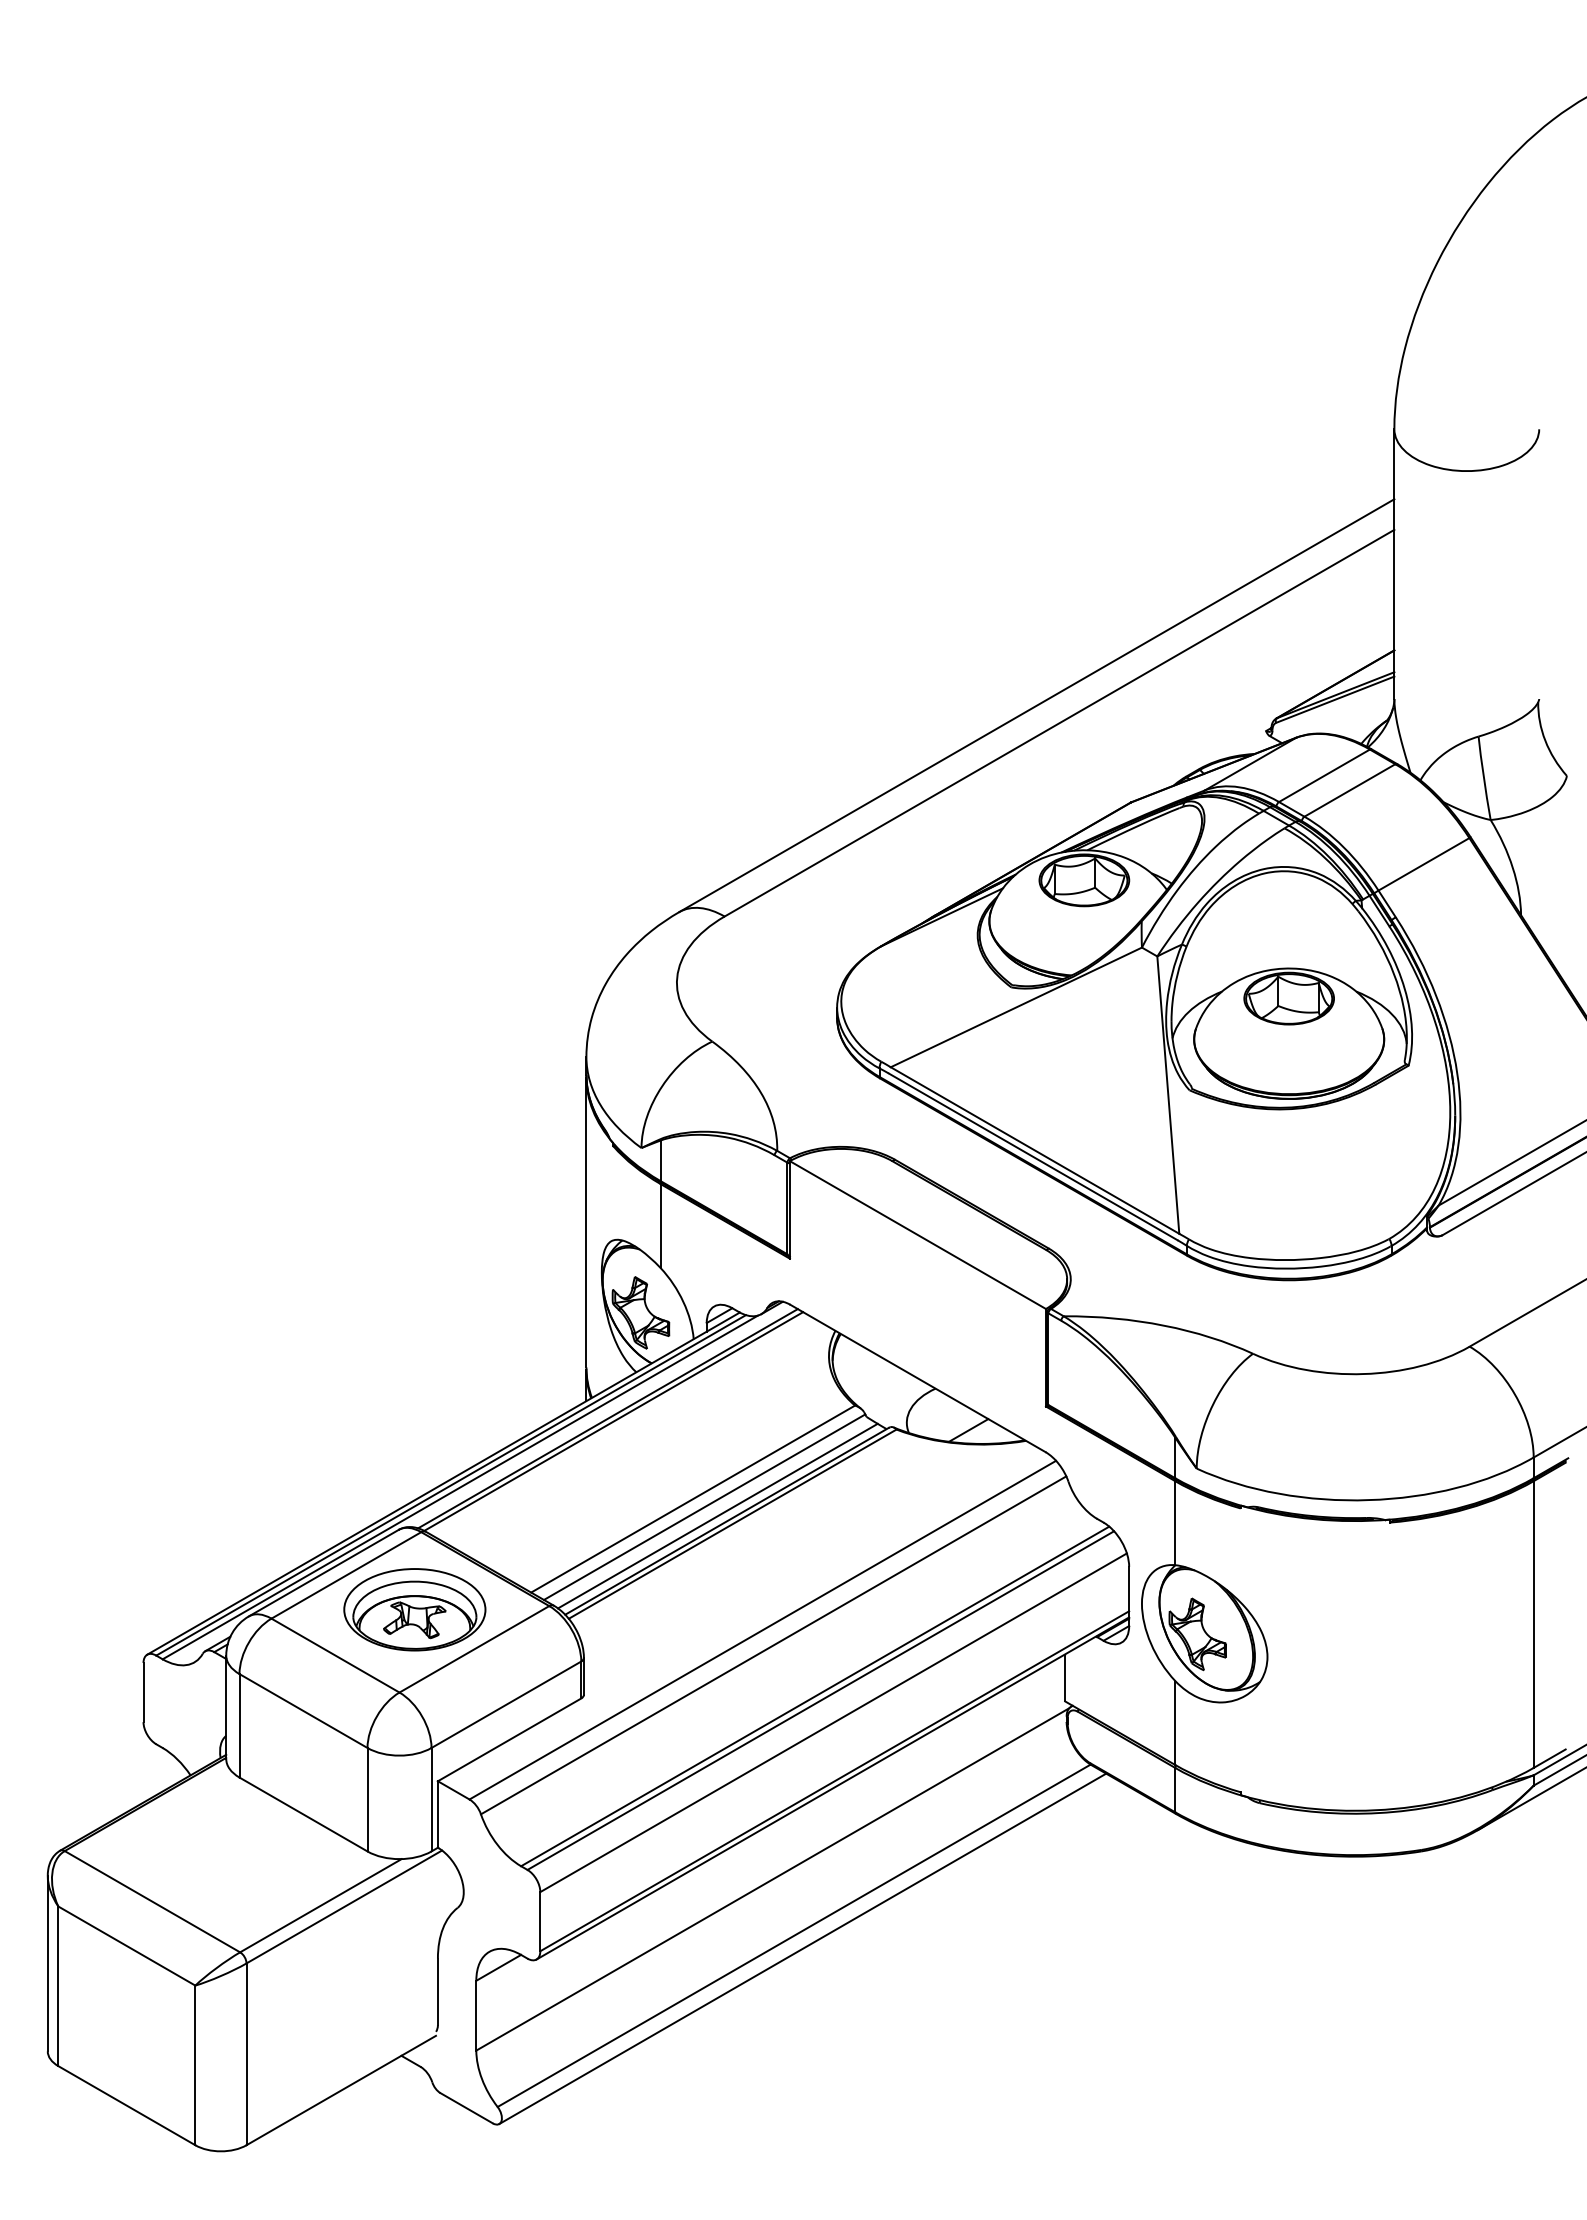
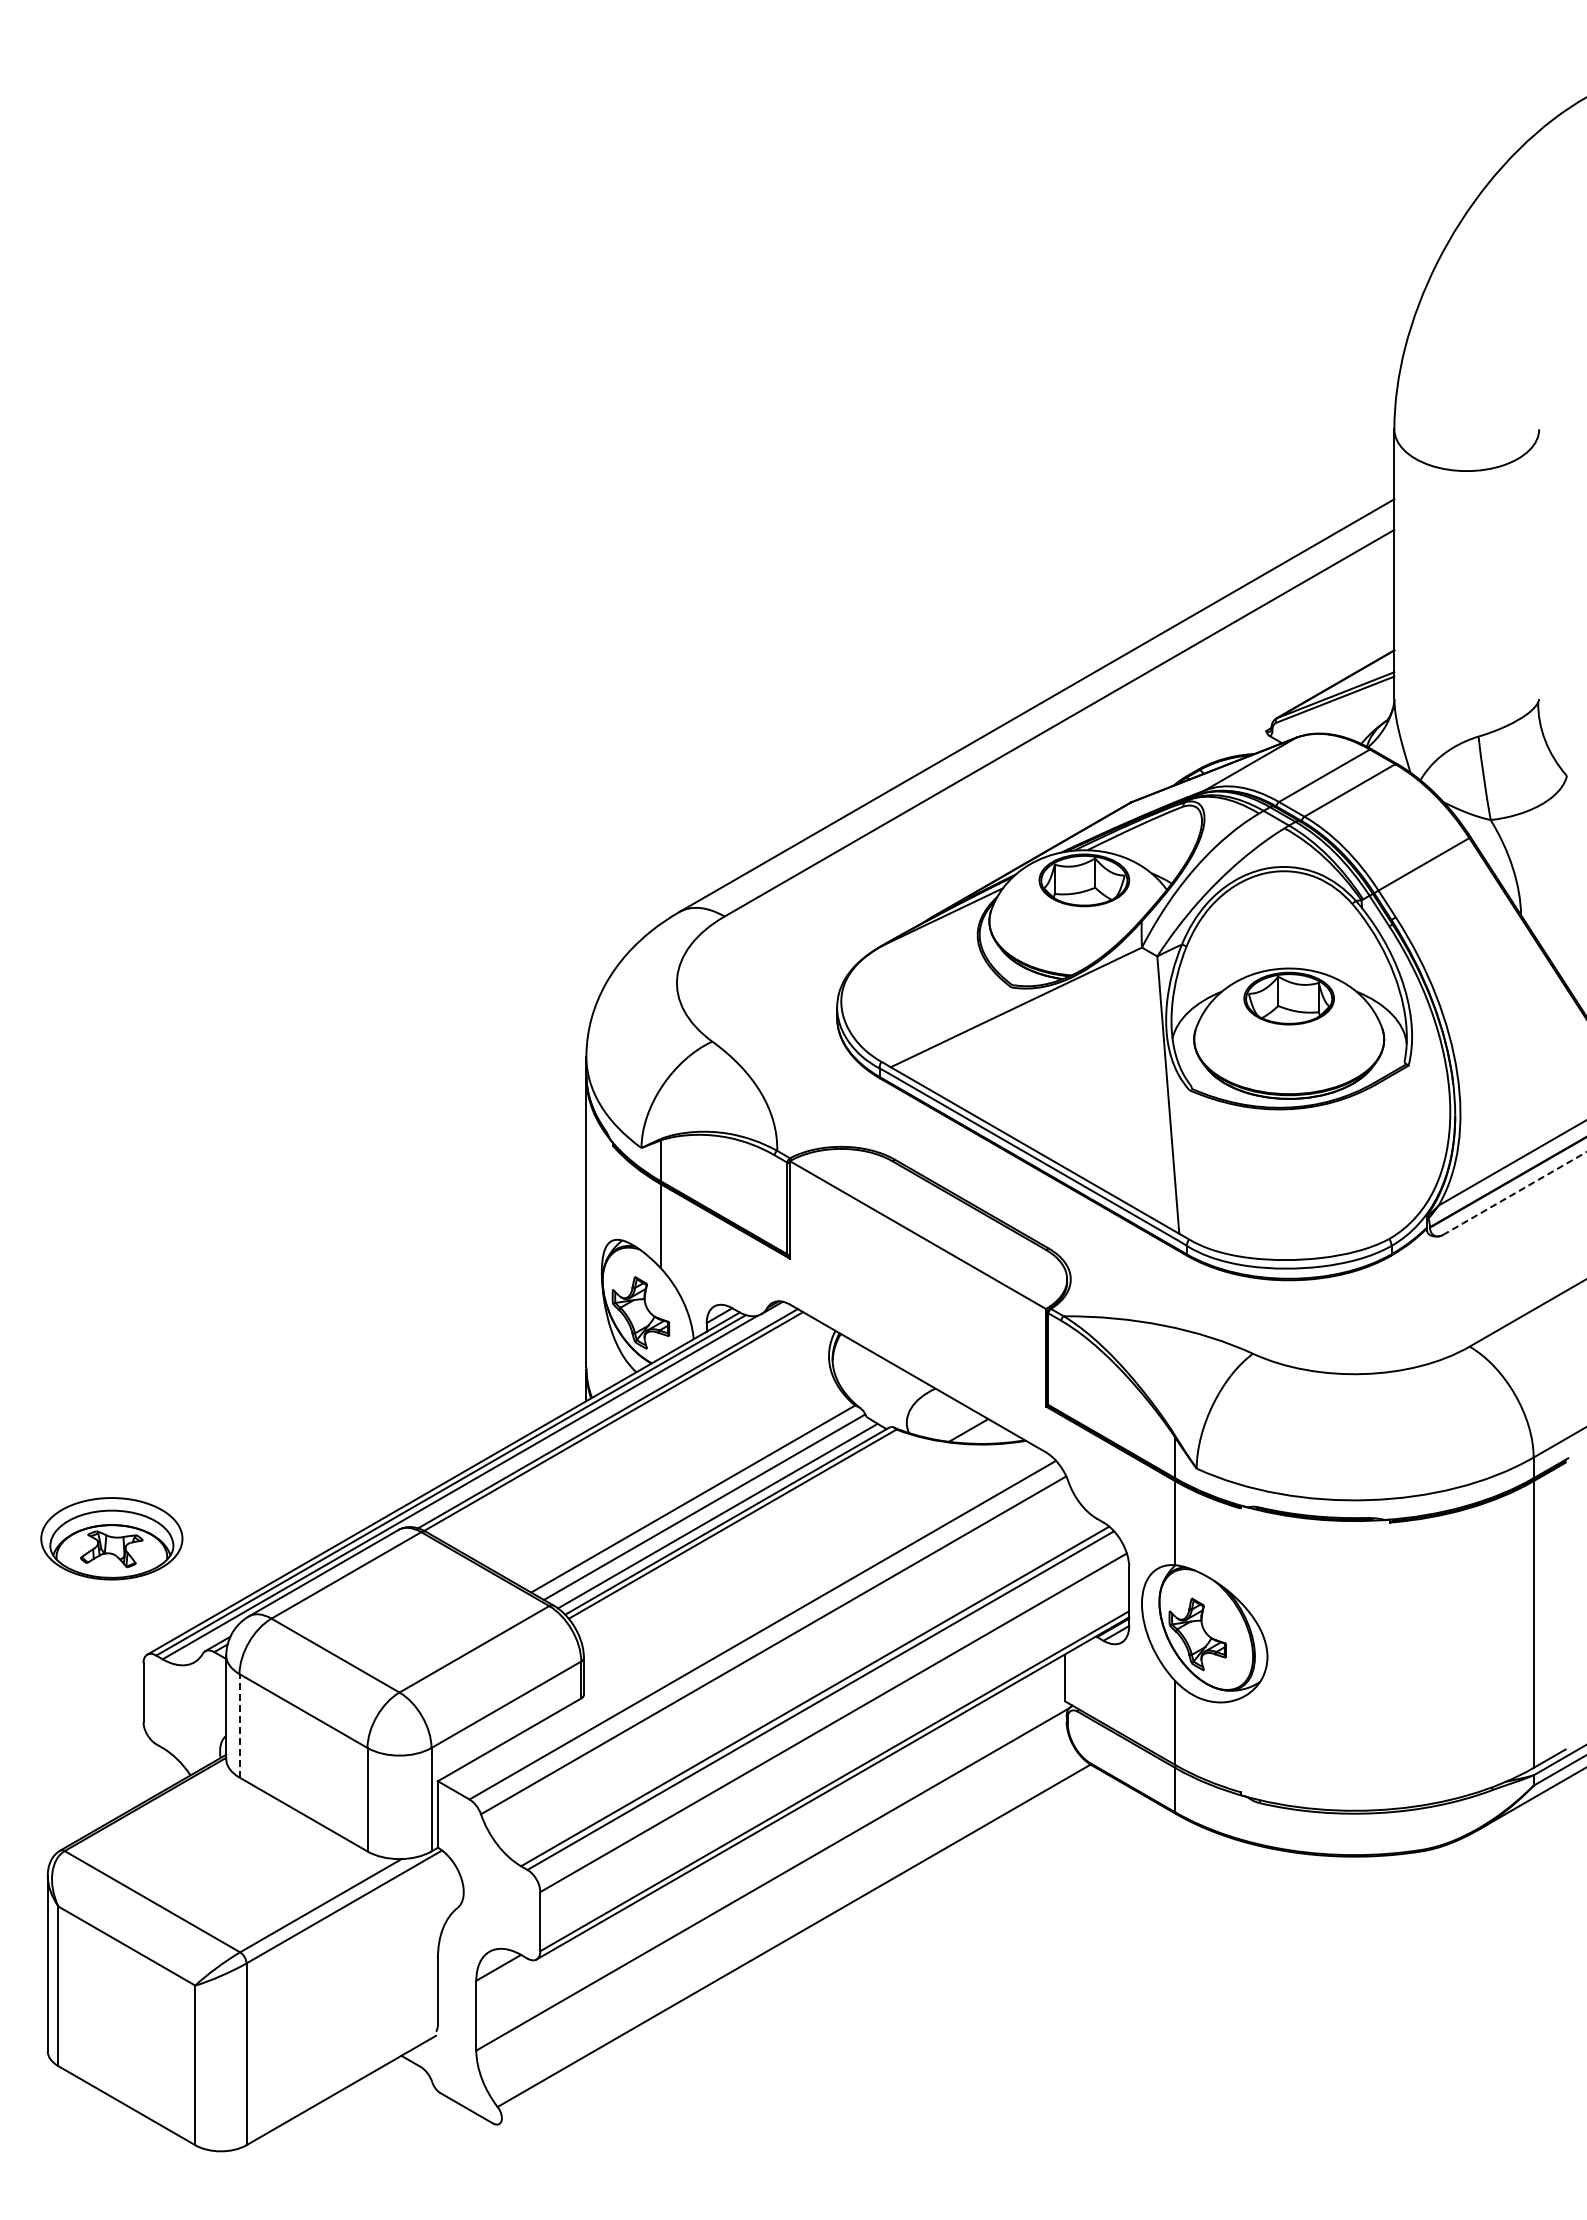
line: solid -> dashed (1514, 1193)
part position: (414, 1609) -> (111, 1538) (111, 1538)
line: solid -> dashed (239, 1725)
line: present -> none (802, 1948)
